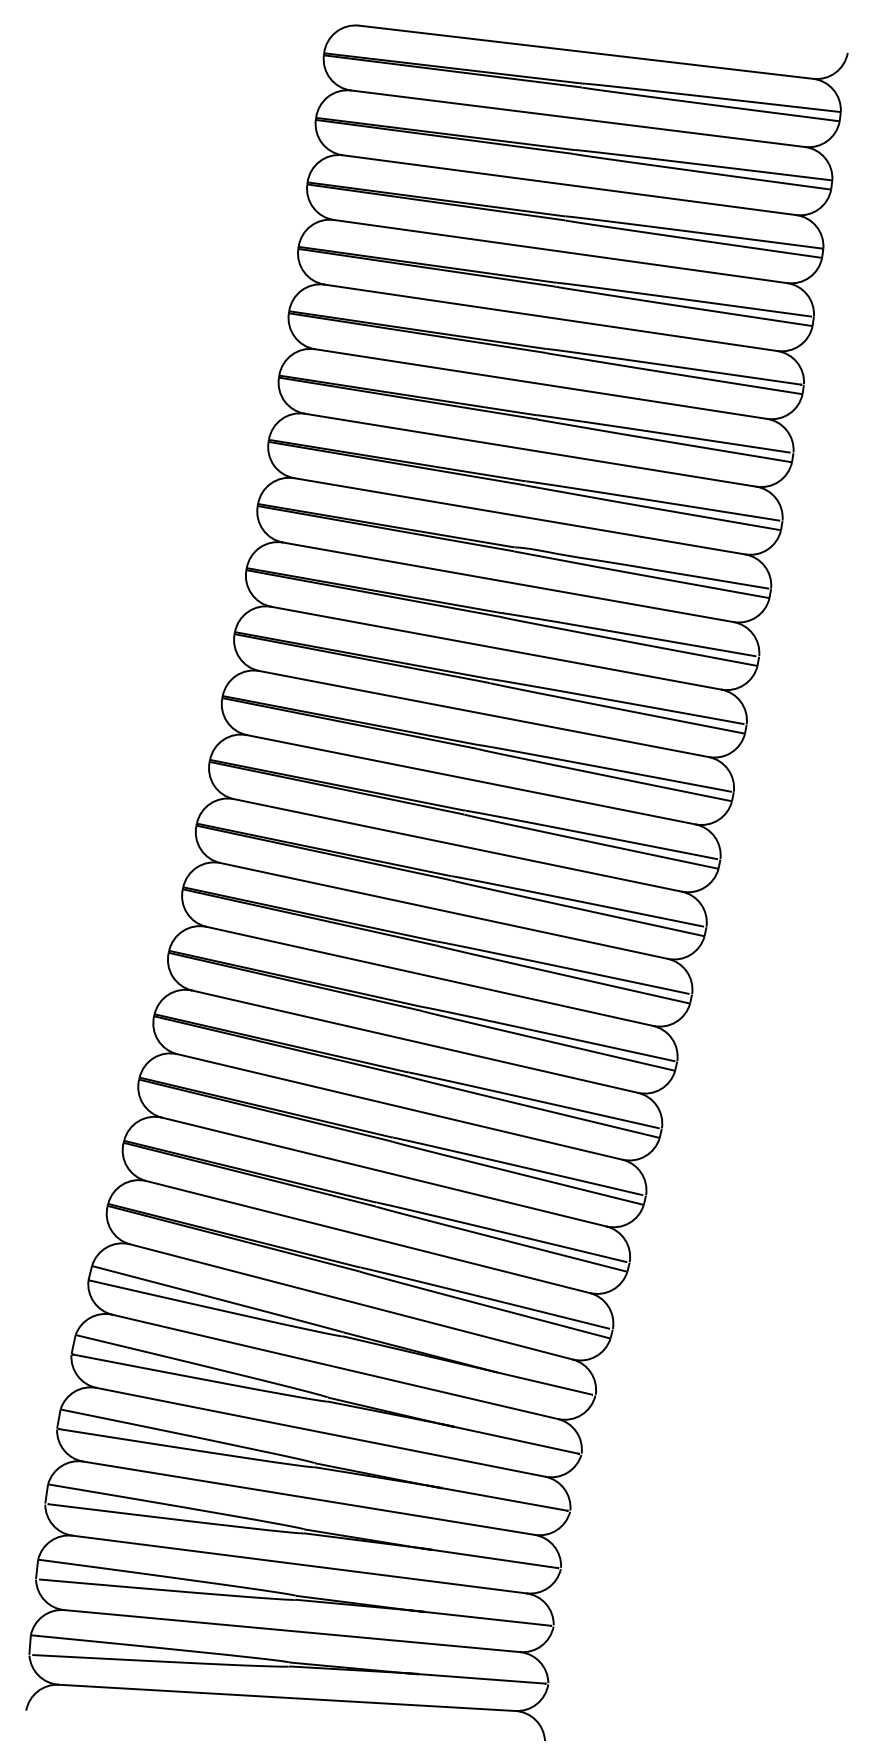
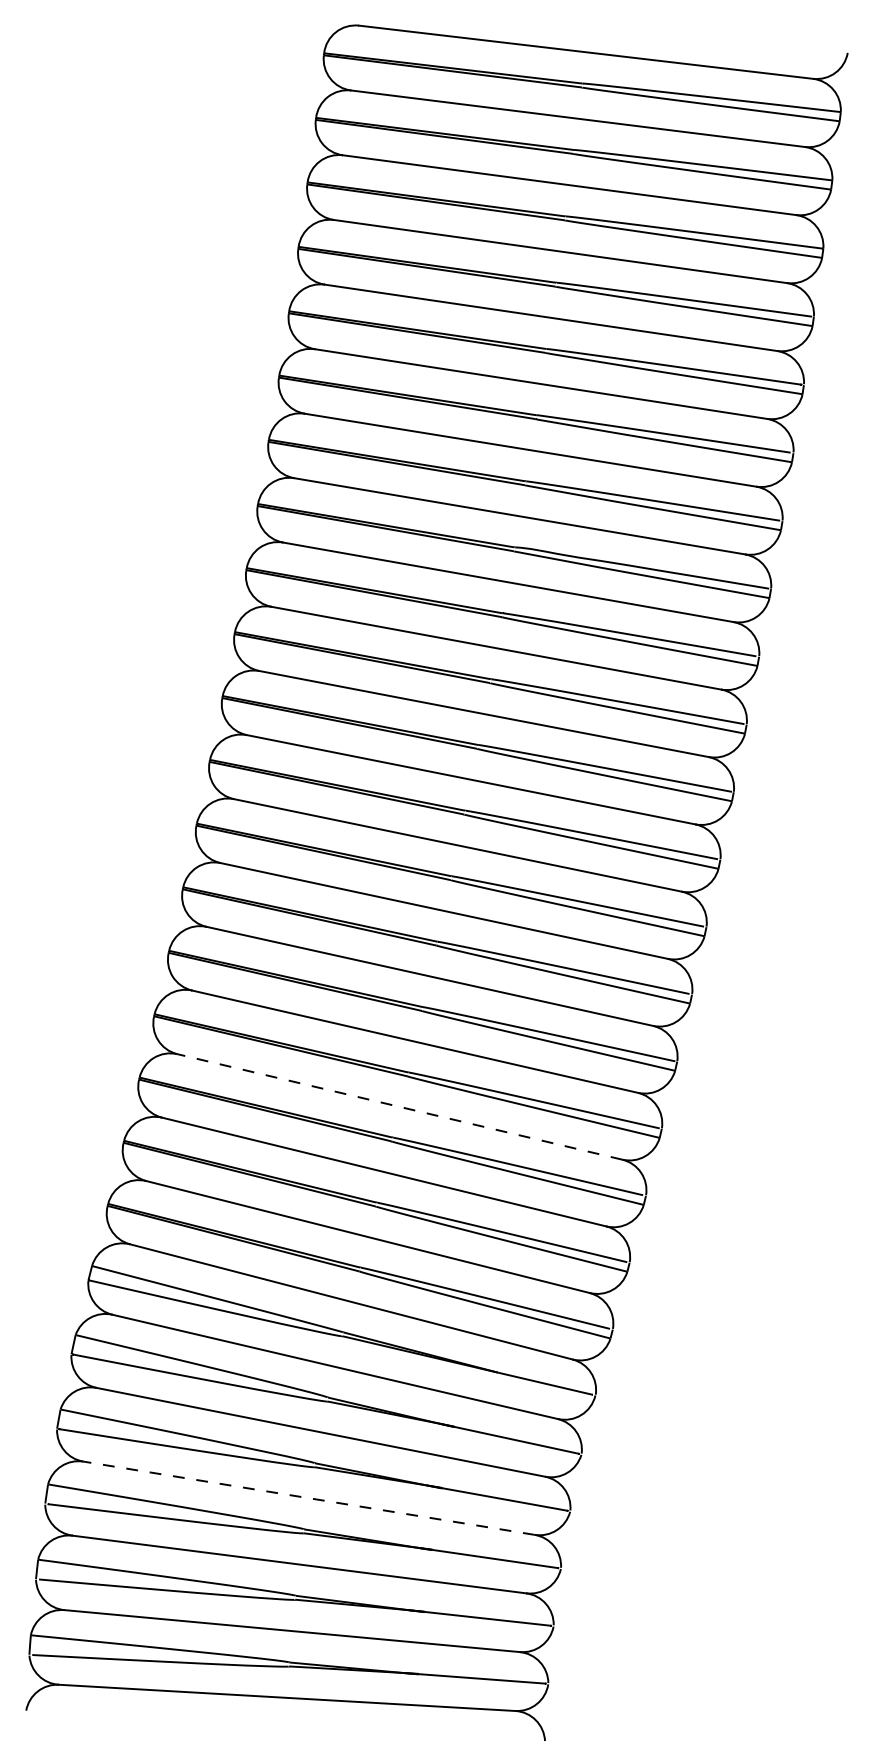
line: solid -> dashed (399, 1106)
line: solid -> dashed (309, 1498)
